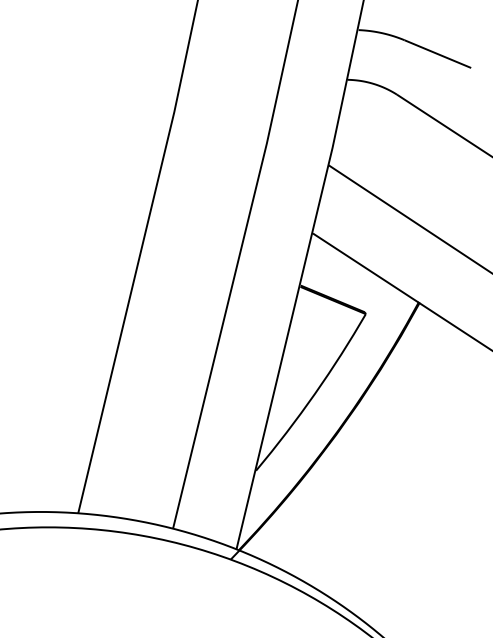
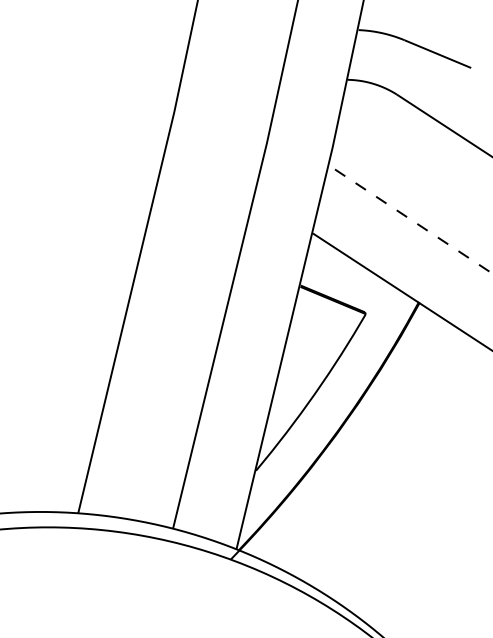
line: solid -> dashed (410, 219)
